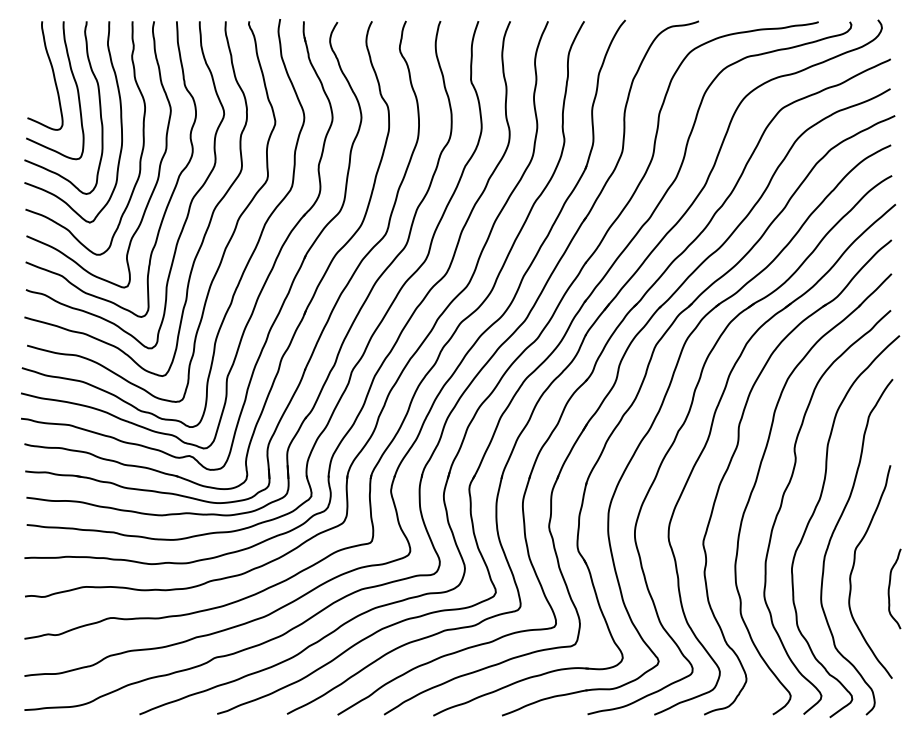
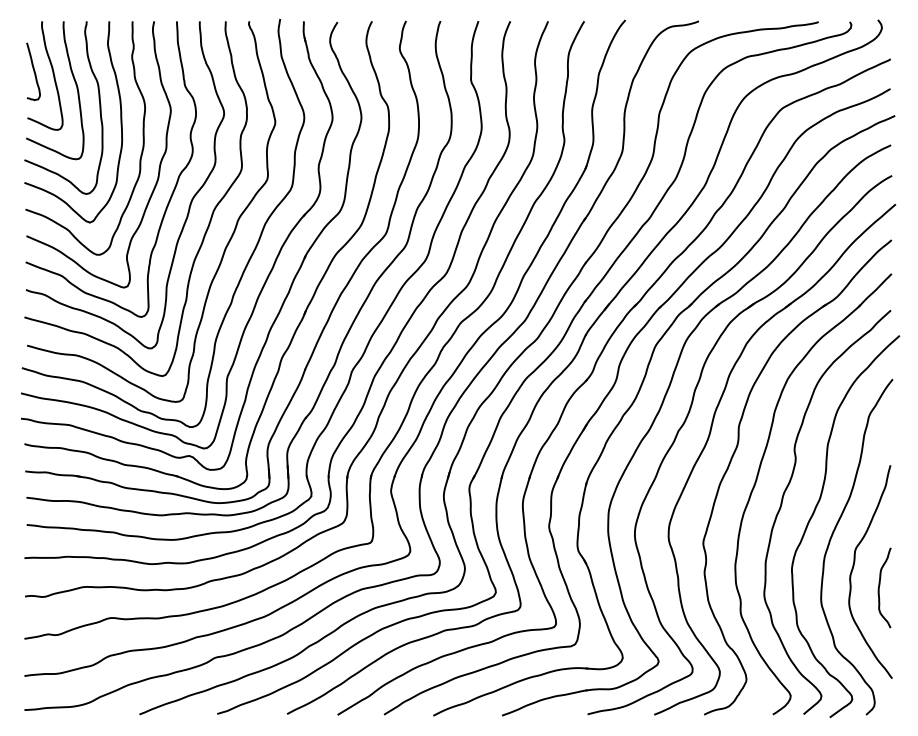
curve: none -> present (33, 71)
curve position: (890, 586) -> (880, 585) (880, 585)
